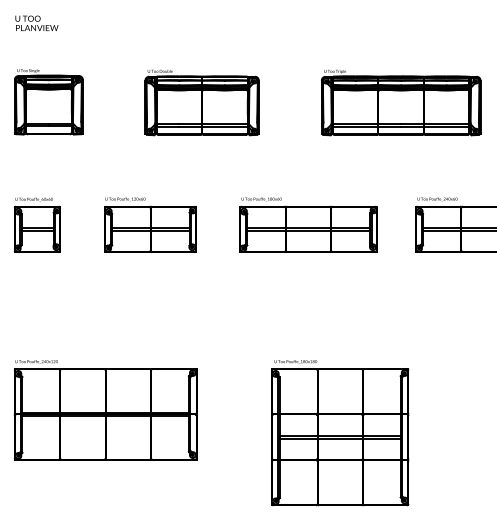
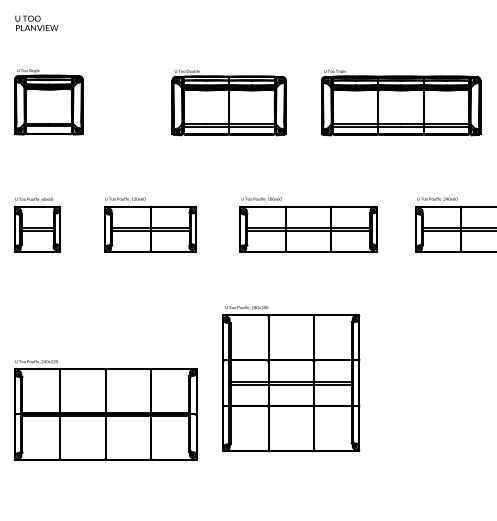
part position: (201, 102) -> (228, 102) (228, 102)
part position: (340, 433) -> (291, 379) (291, 379)
